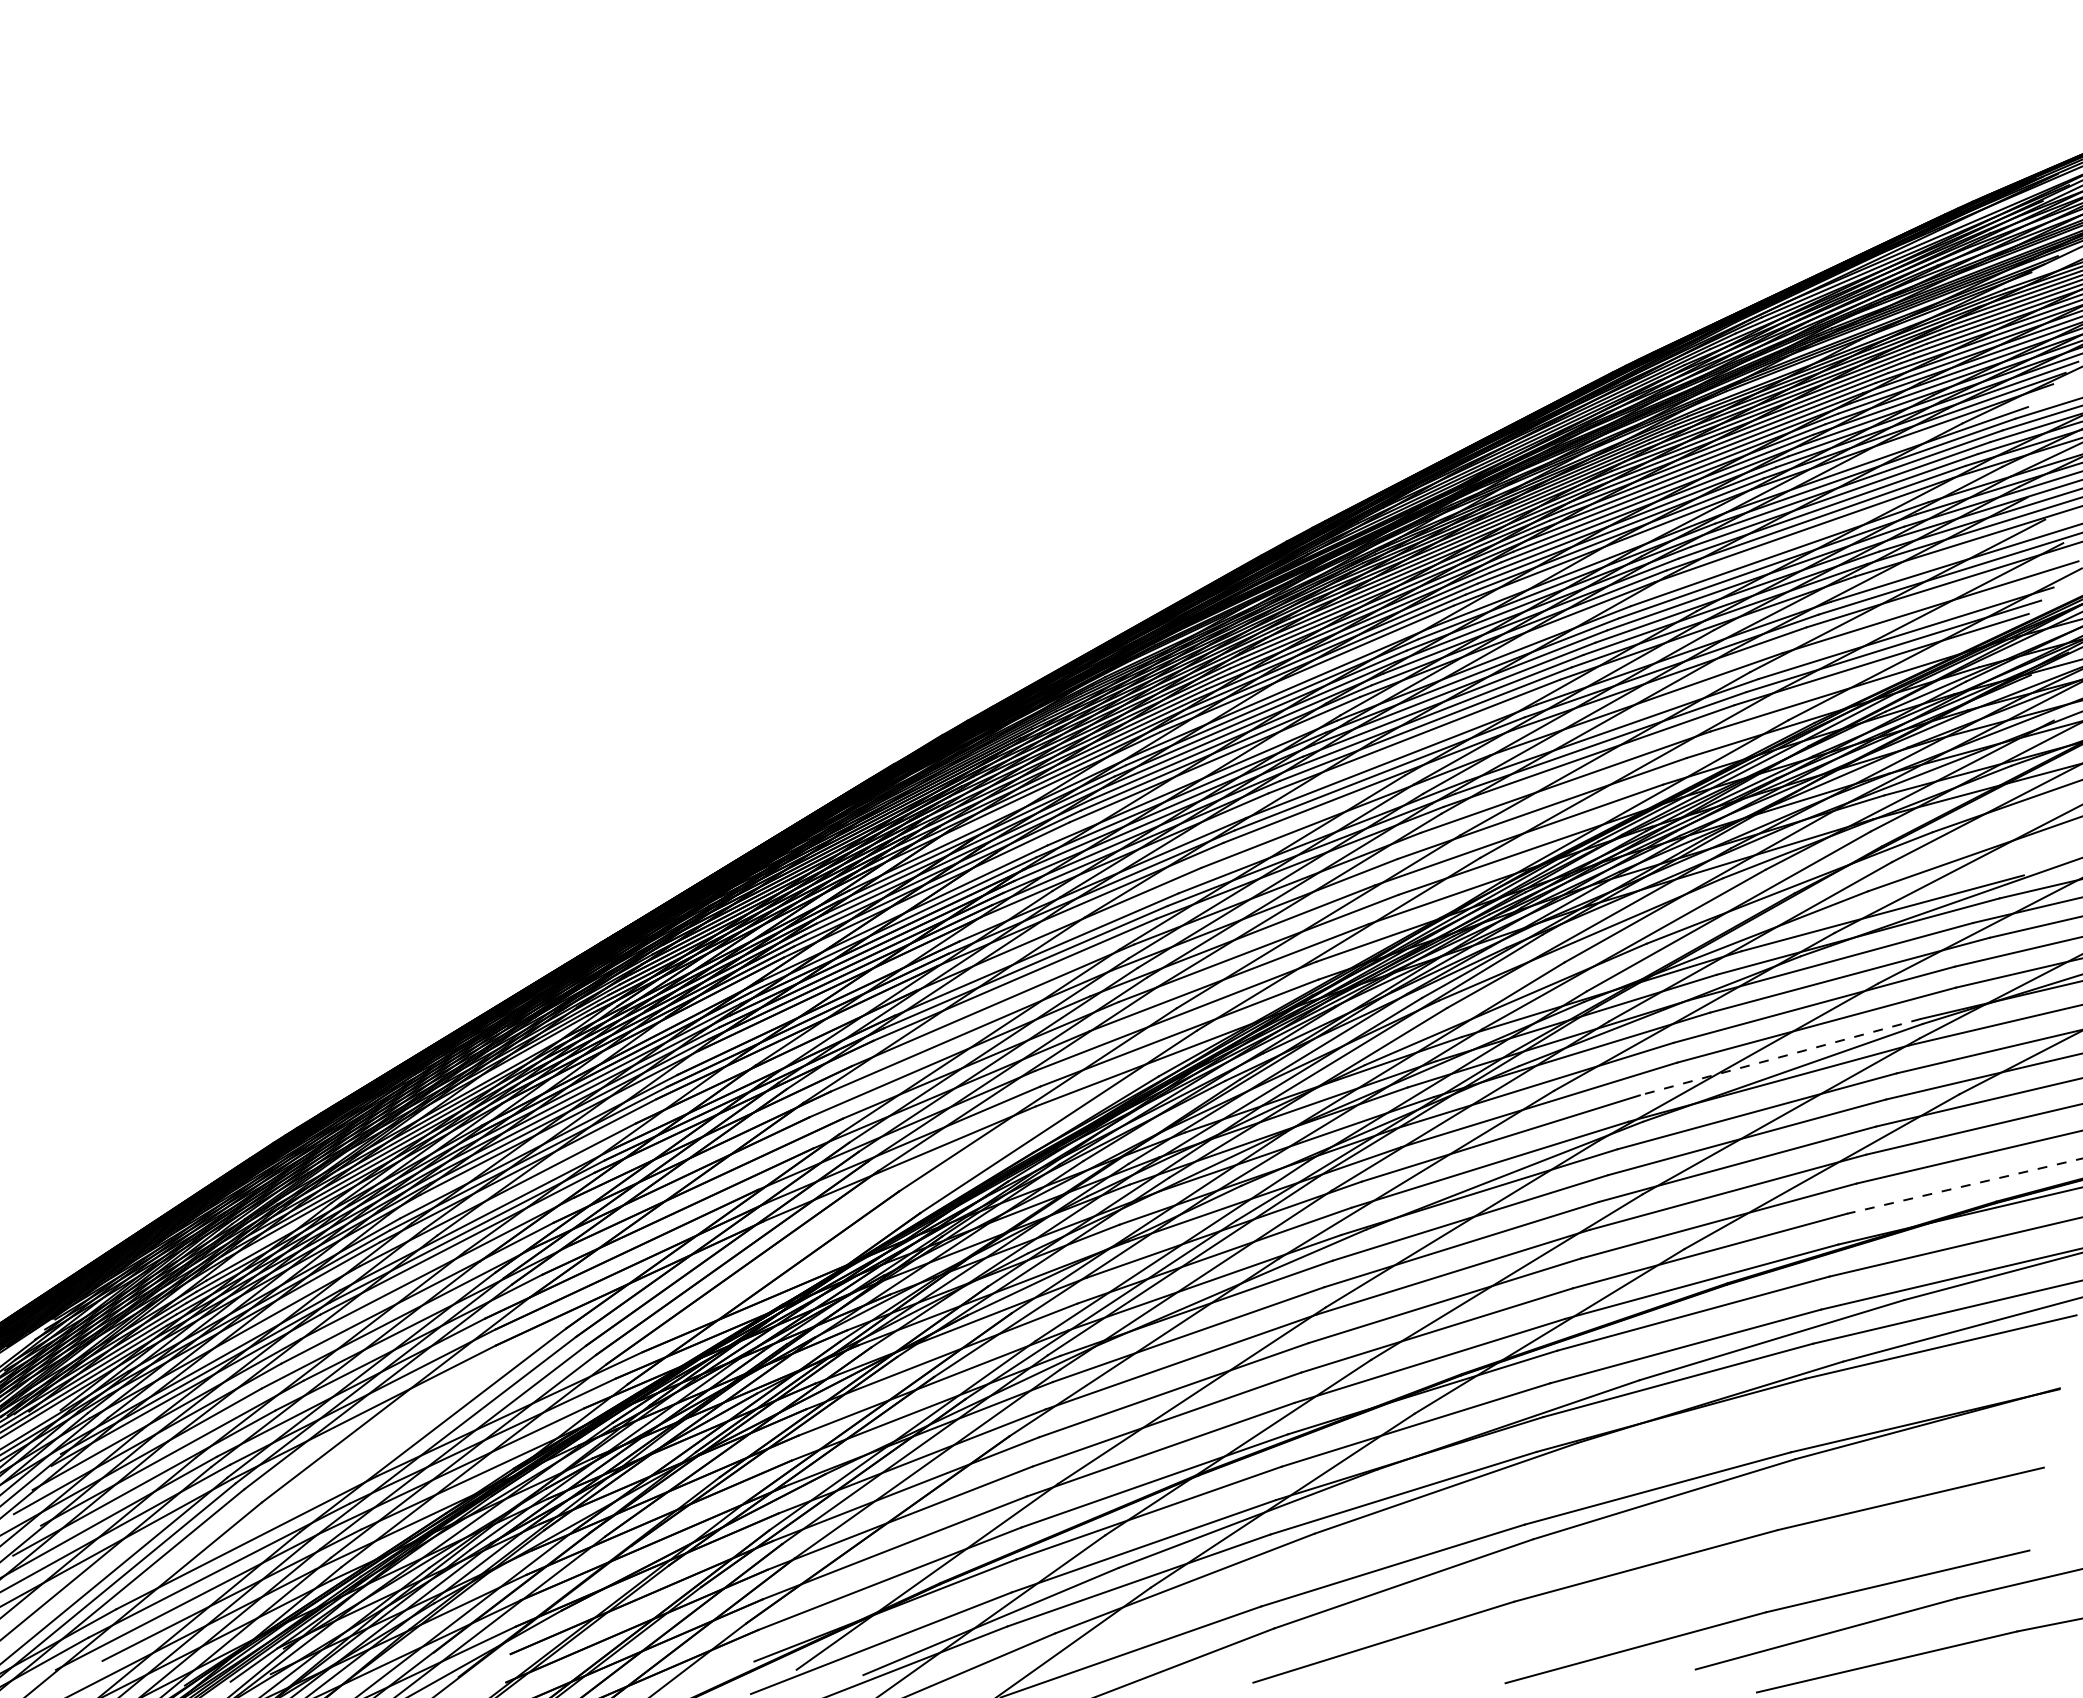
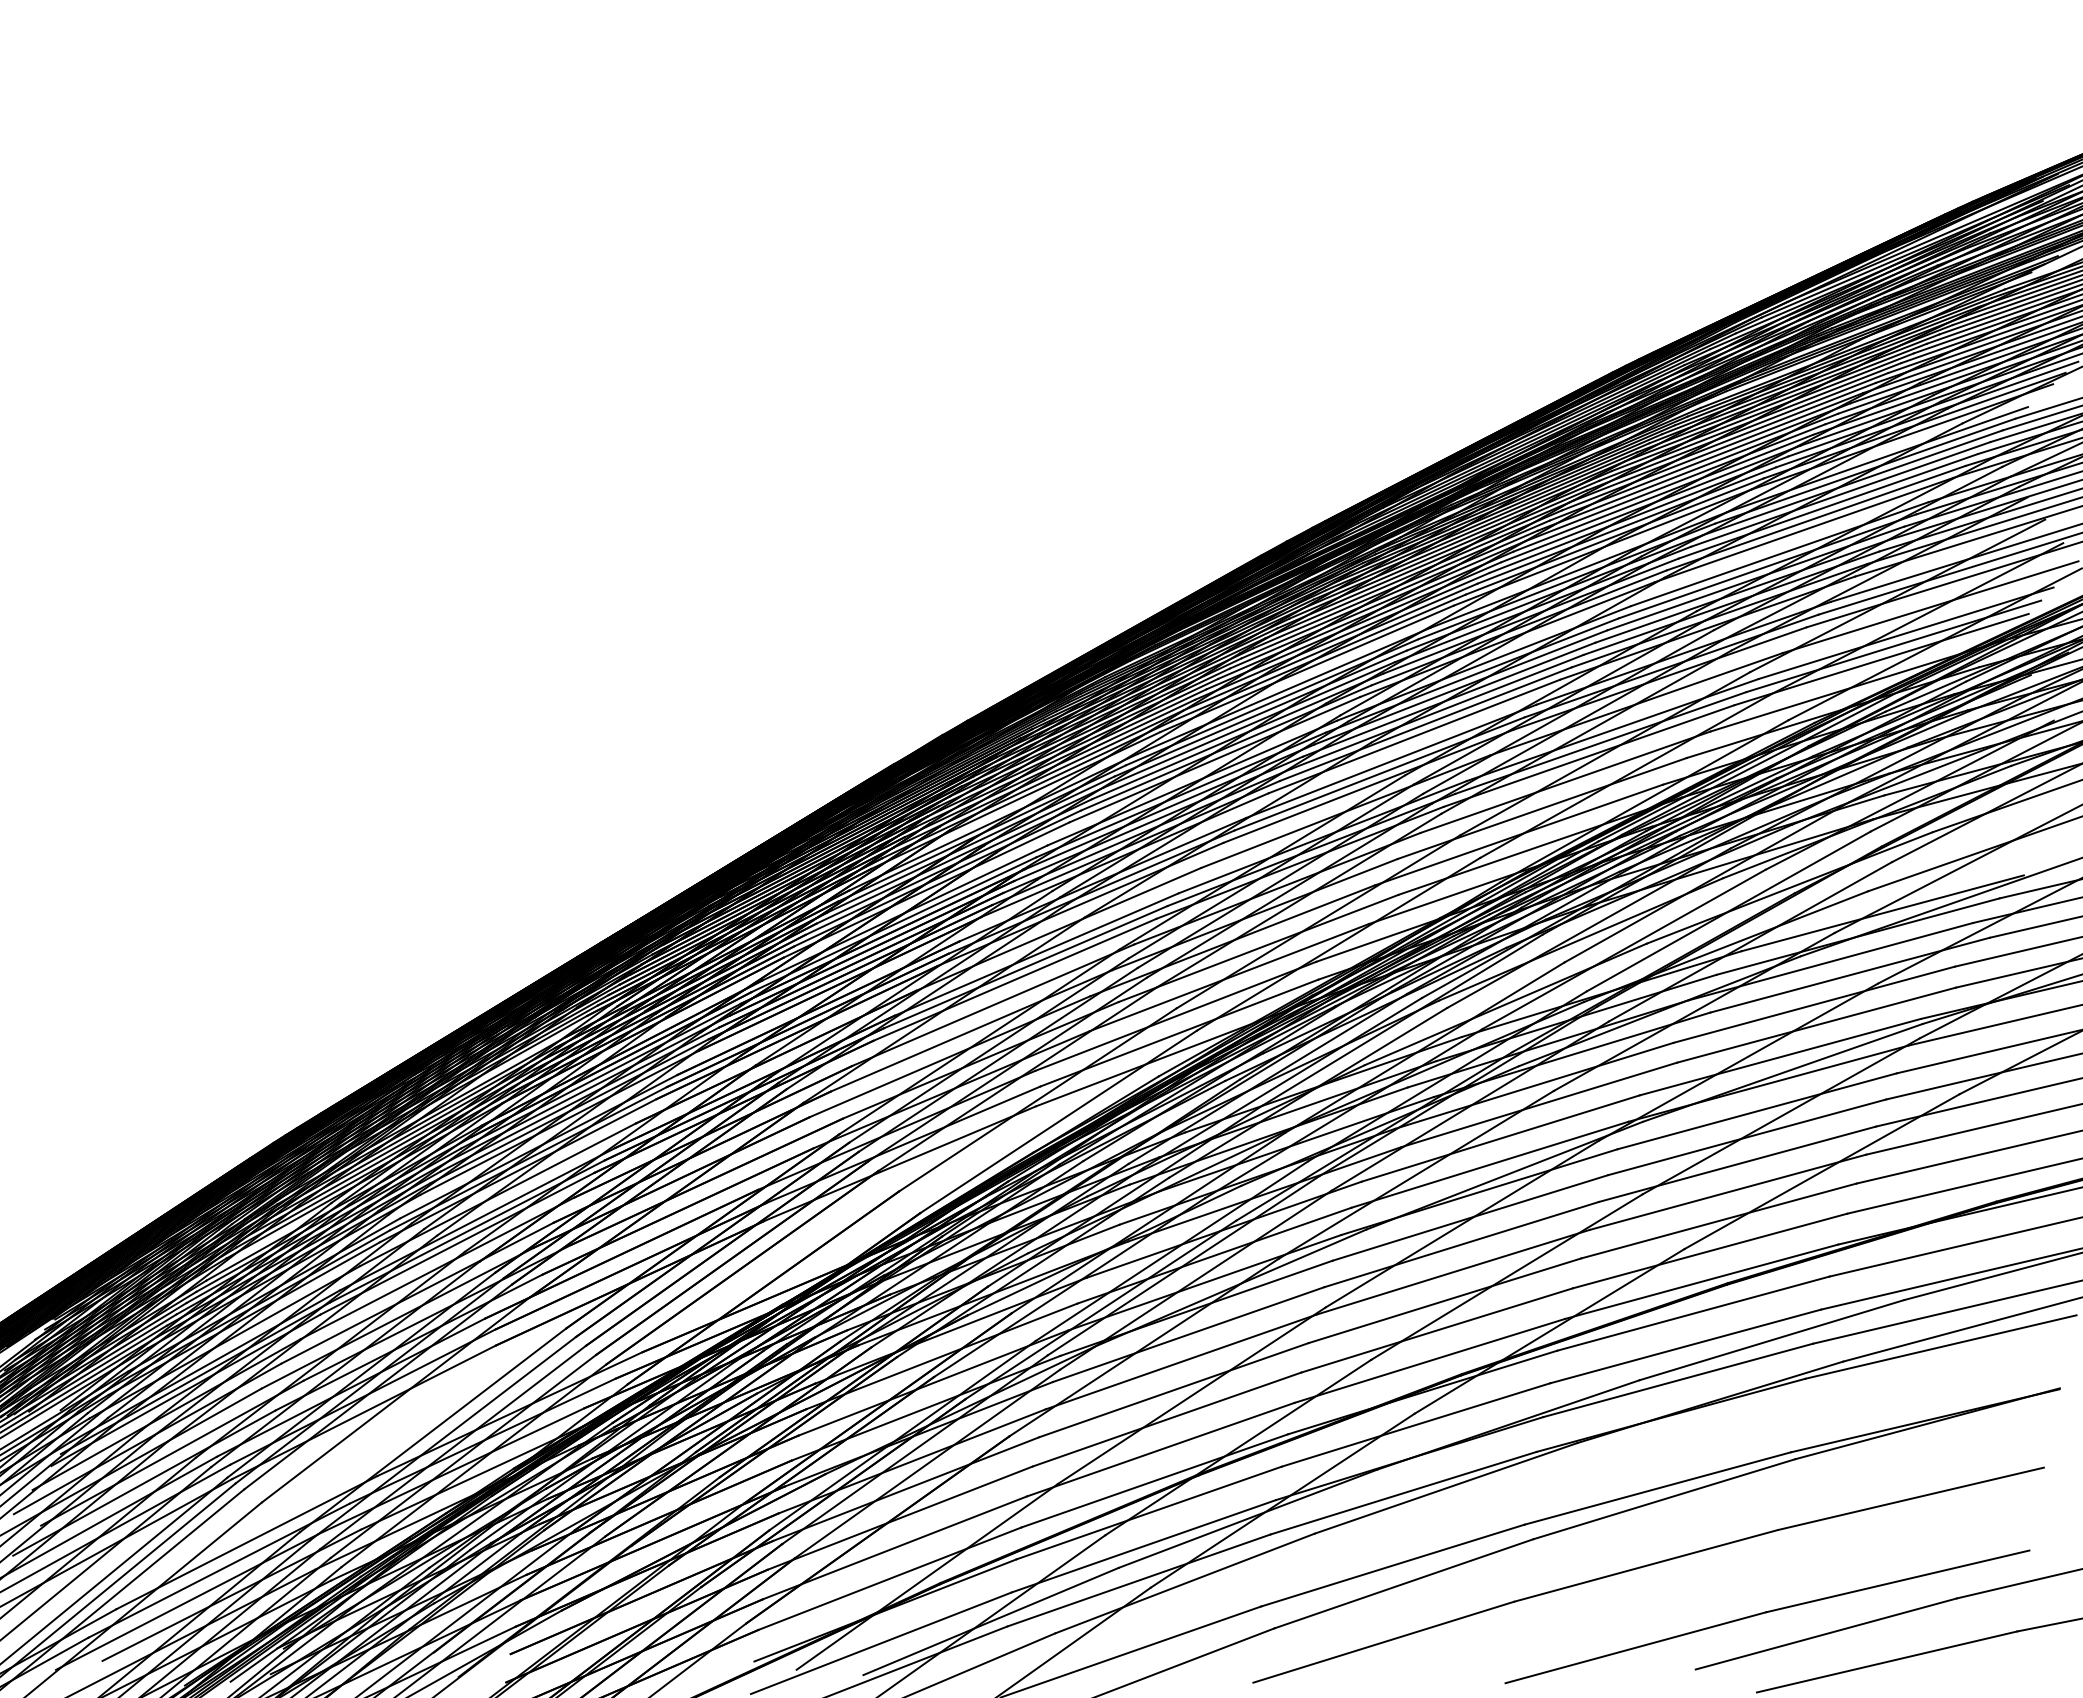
line: dashed -> solid (1780, 1057)
line: dashed -> solid (1964, 1186)
